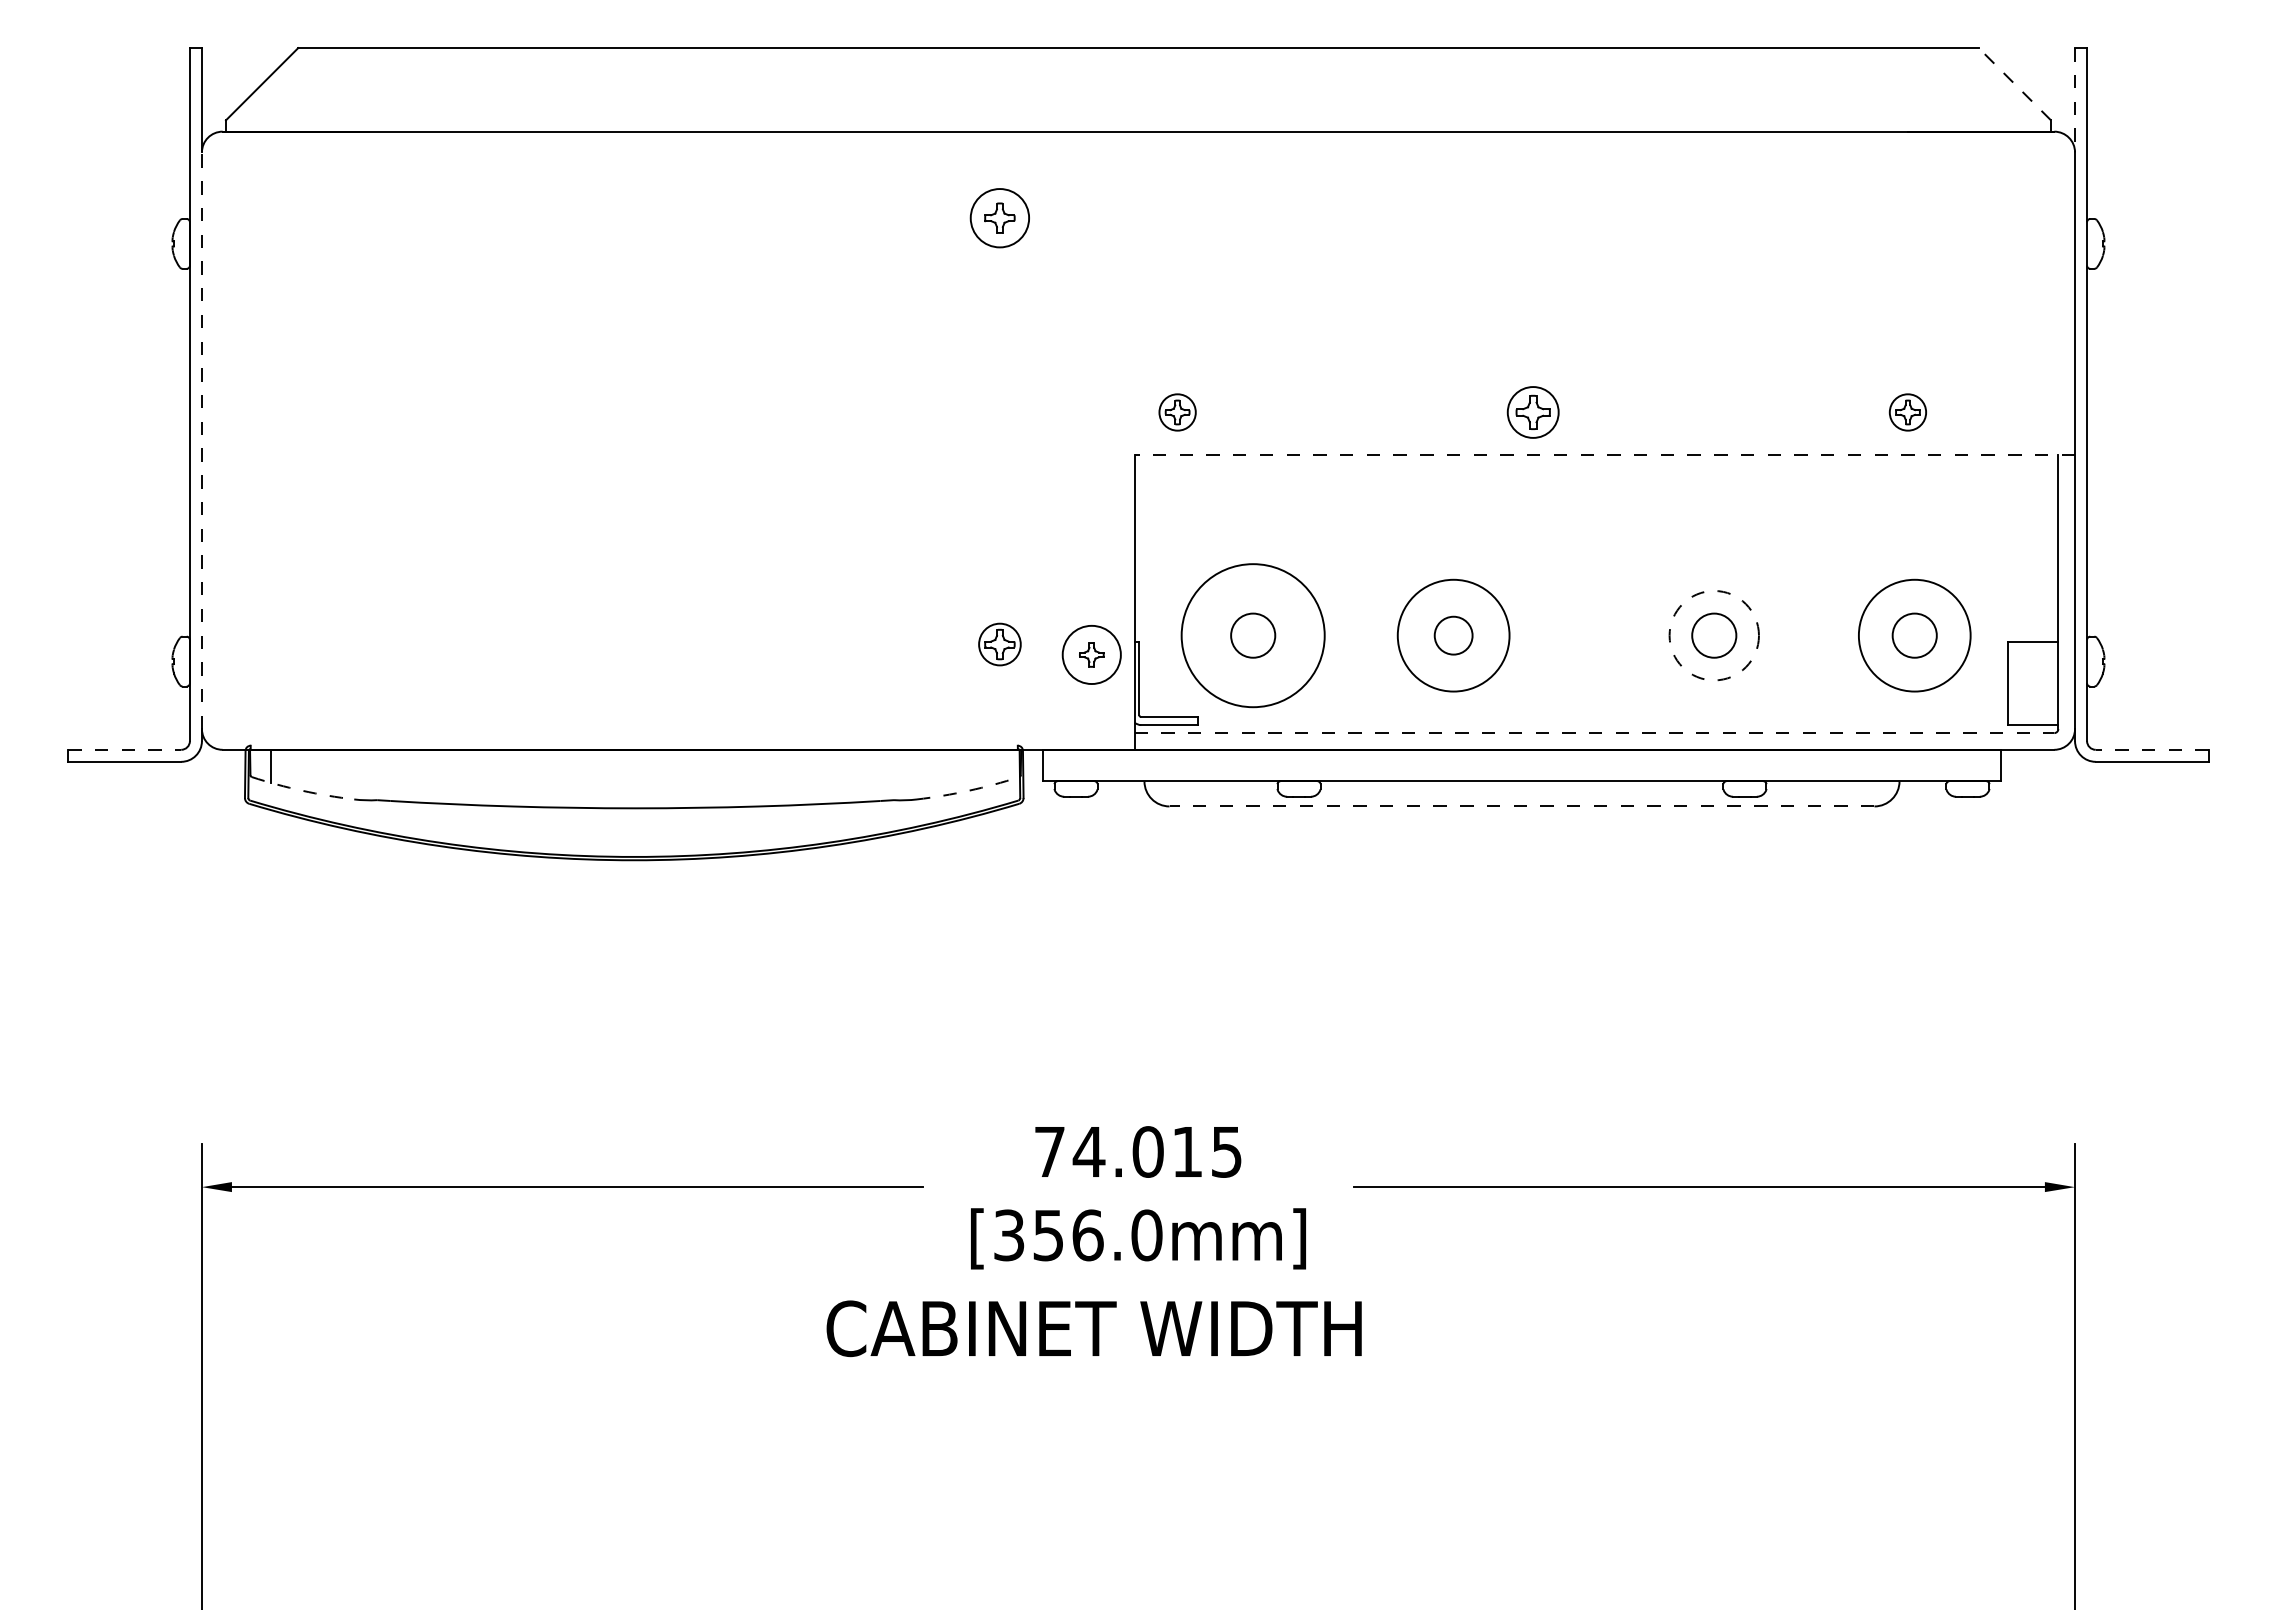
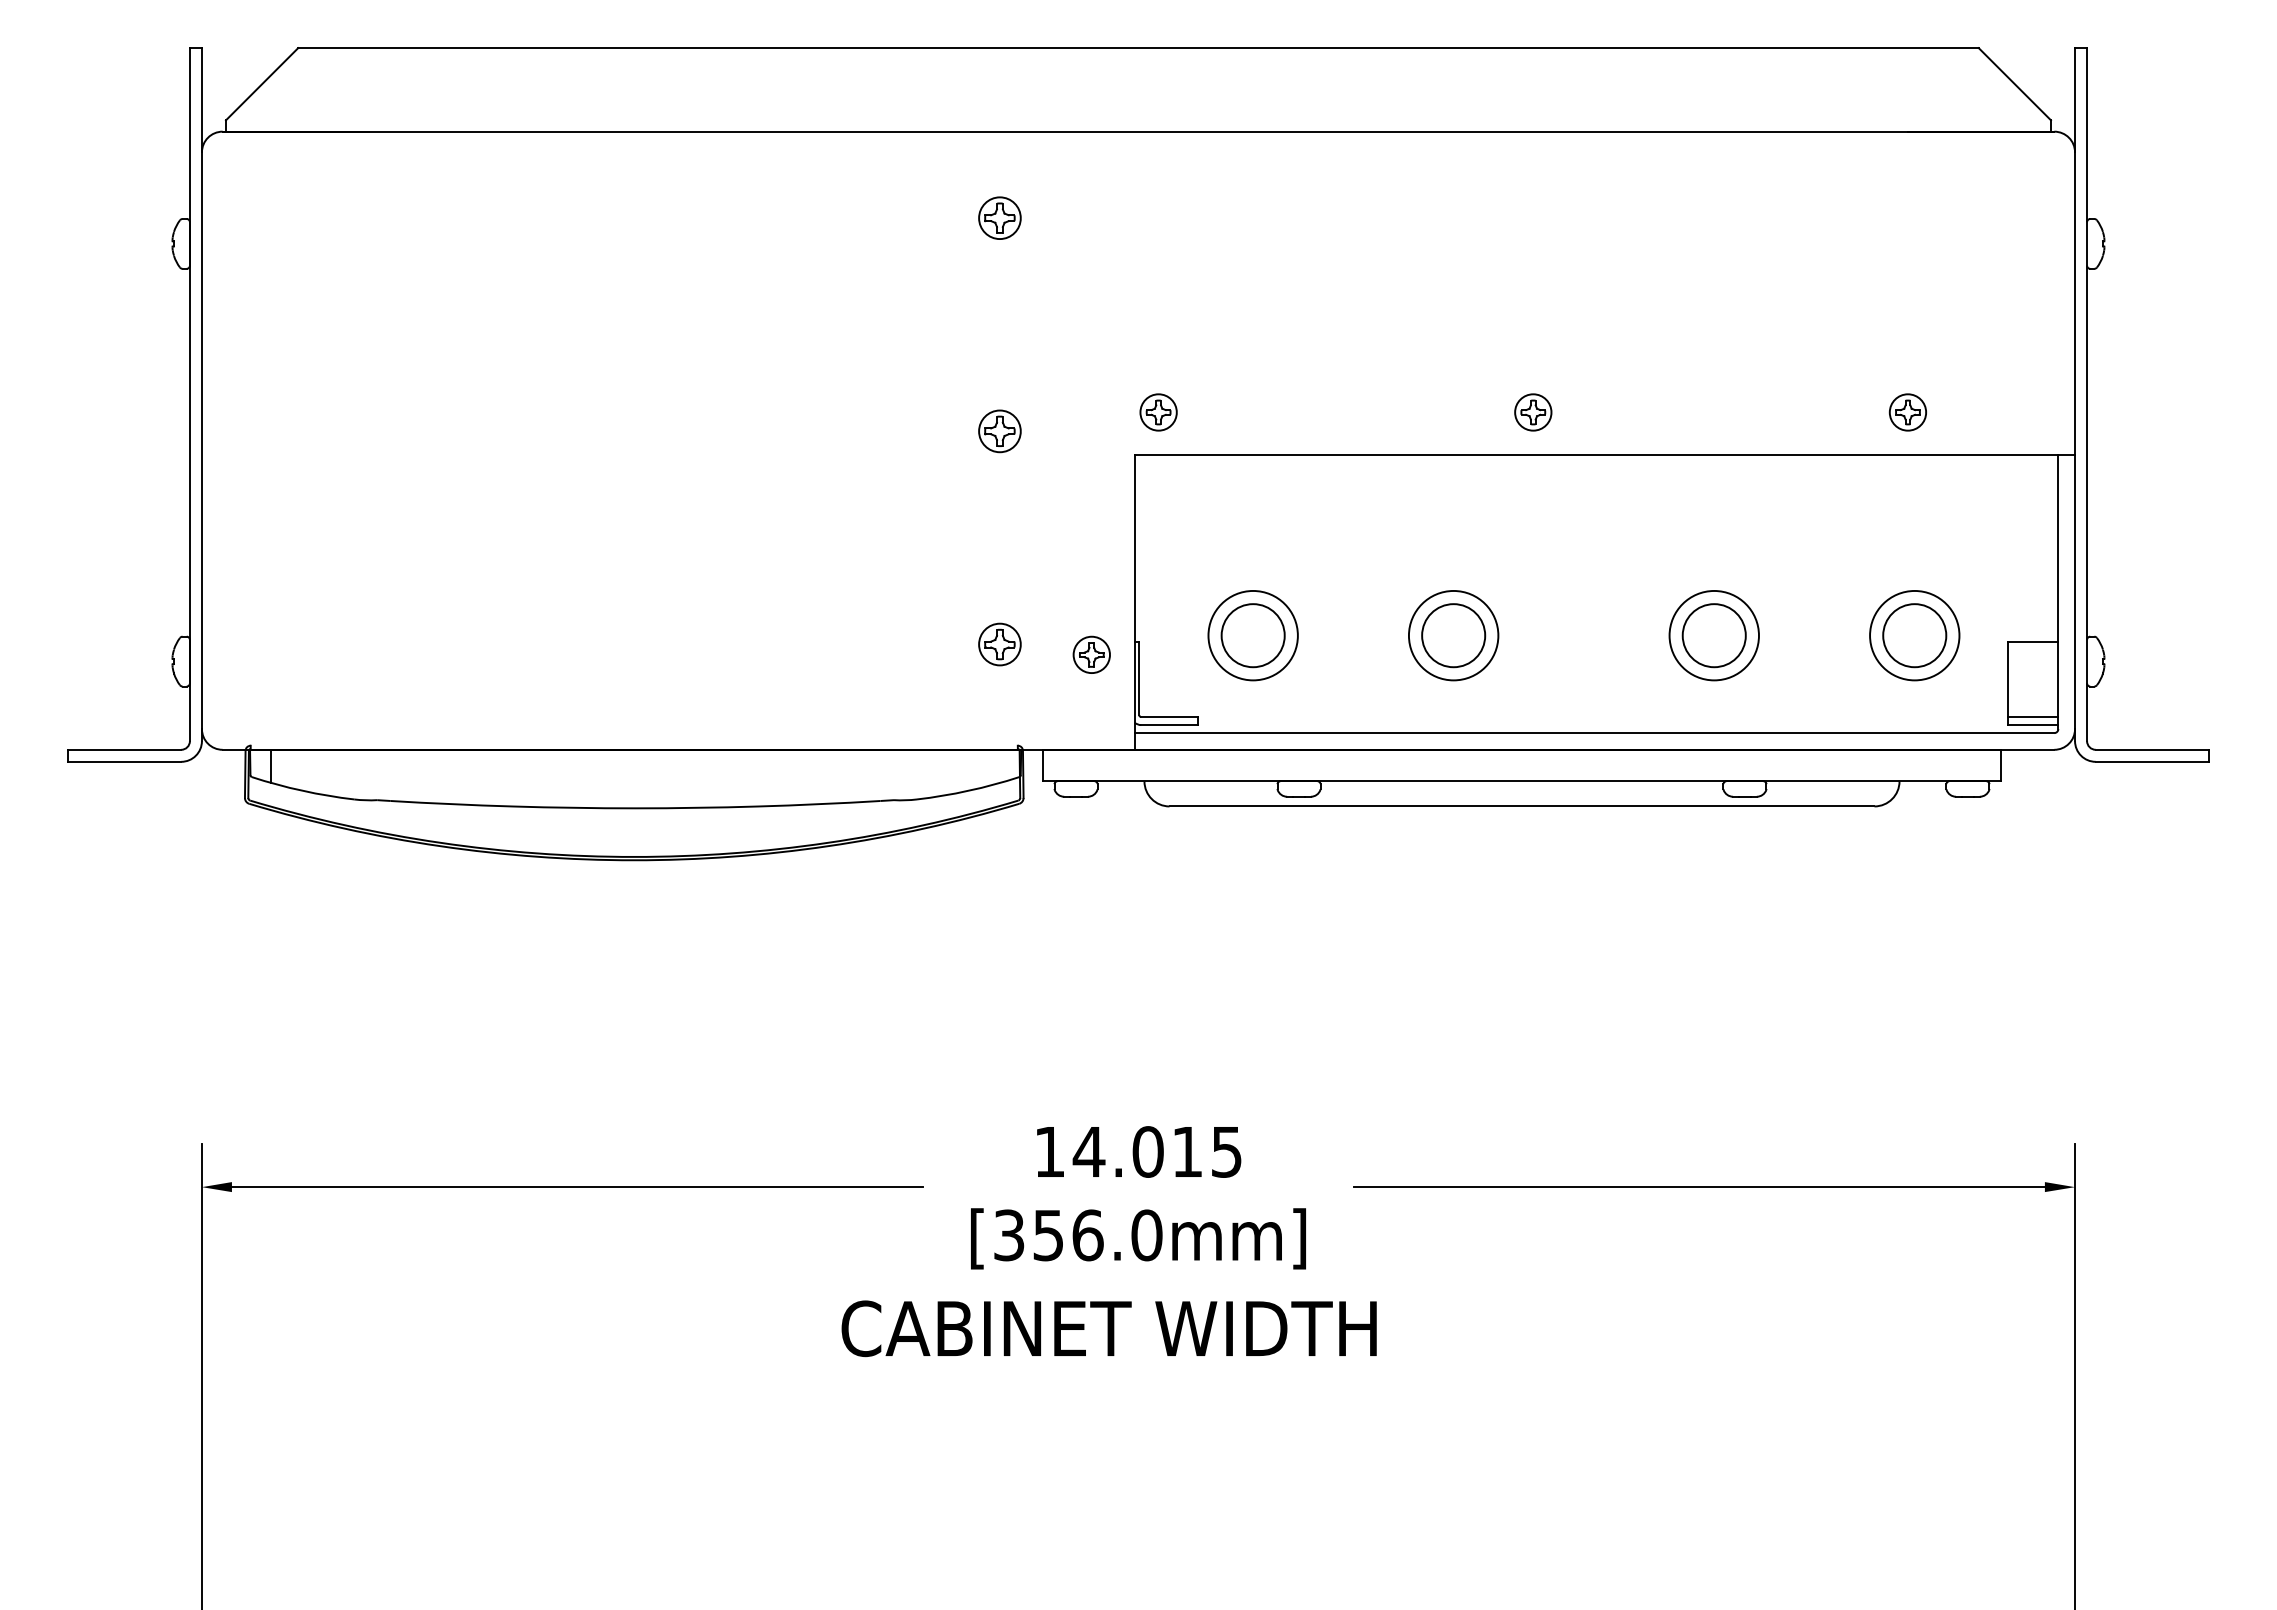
line: dashed -> solid (2014, 83)
line: dashed -> solid (2075, 100)
circle diameter: 58 px -> 42 px (999, 218)
part position: (1177, 412) -> (1158, 412) (1158, 412)
part size: 54x53 px -> 39x39 px (1533, 412)
part: none -> present (999, 431)
line: dashed -> solid (201, 440)
line: dashed -> solid (1604, 455)
circle diameter: 143 px -> 89 px (1252, 635)
circle diameter: 44 px -> 63 px (1252, 635)
circle diameter: 112 px -> 89 px (1453, 635)
circle diameter: 38 px -> 63 px (1453, 635)
circle: dashed -> solid (1713, 635)
circle diameter: 44 px -> 63 px (1713, 635)
circle diameter: 112 px -> 89 px (1914, 635)
circle diameter: 44 px -> 63 px (1914, 635)
circle diameter: 58 px -> 36 px (1091, 654)
line: none -> present (2033, 717)
line: dashed -> solid (1594, 733)
line: dashed -> solid (125, 749)
line: dashed -> solid (2151, 749)
arc: dashed -> solid (302, 790)
arc: dashed -> solid (968, 790)
line: dashed -> solid (1521, 806)
text: 74.015 -> 14.015 (1049, 1151)
text position: (1093, 1328) -> (1108, 1328) (1108, 1328)
